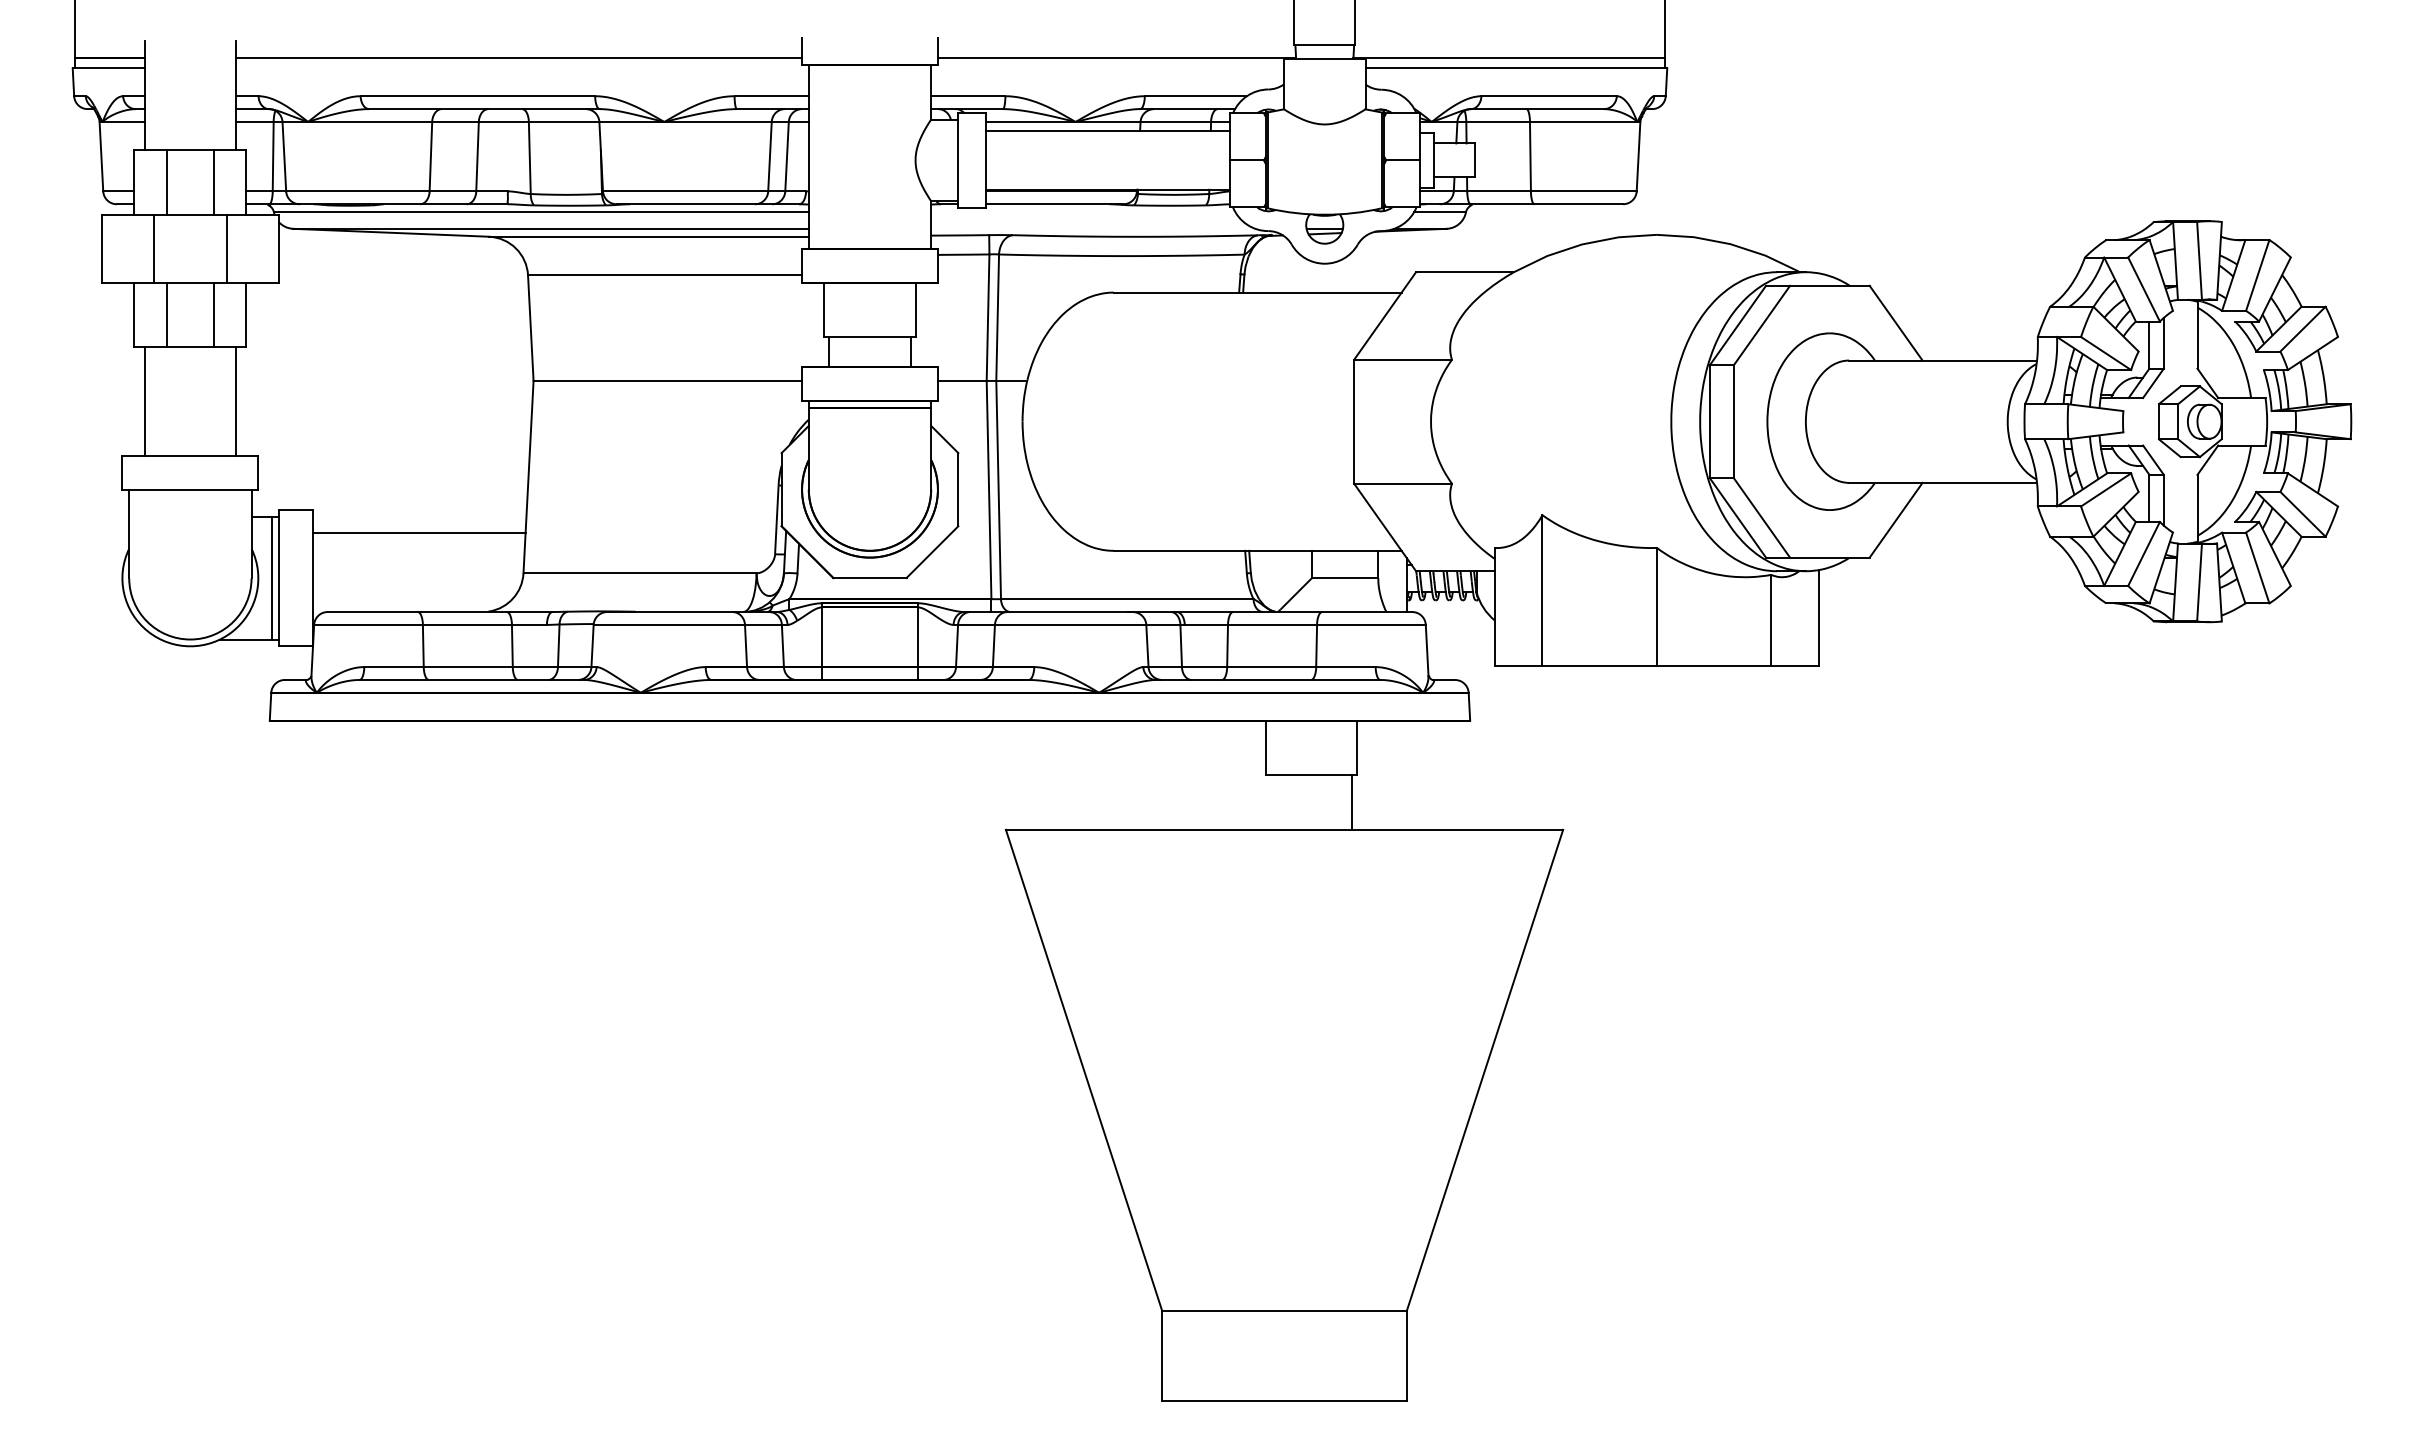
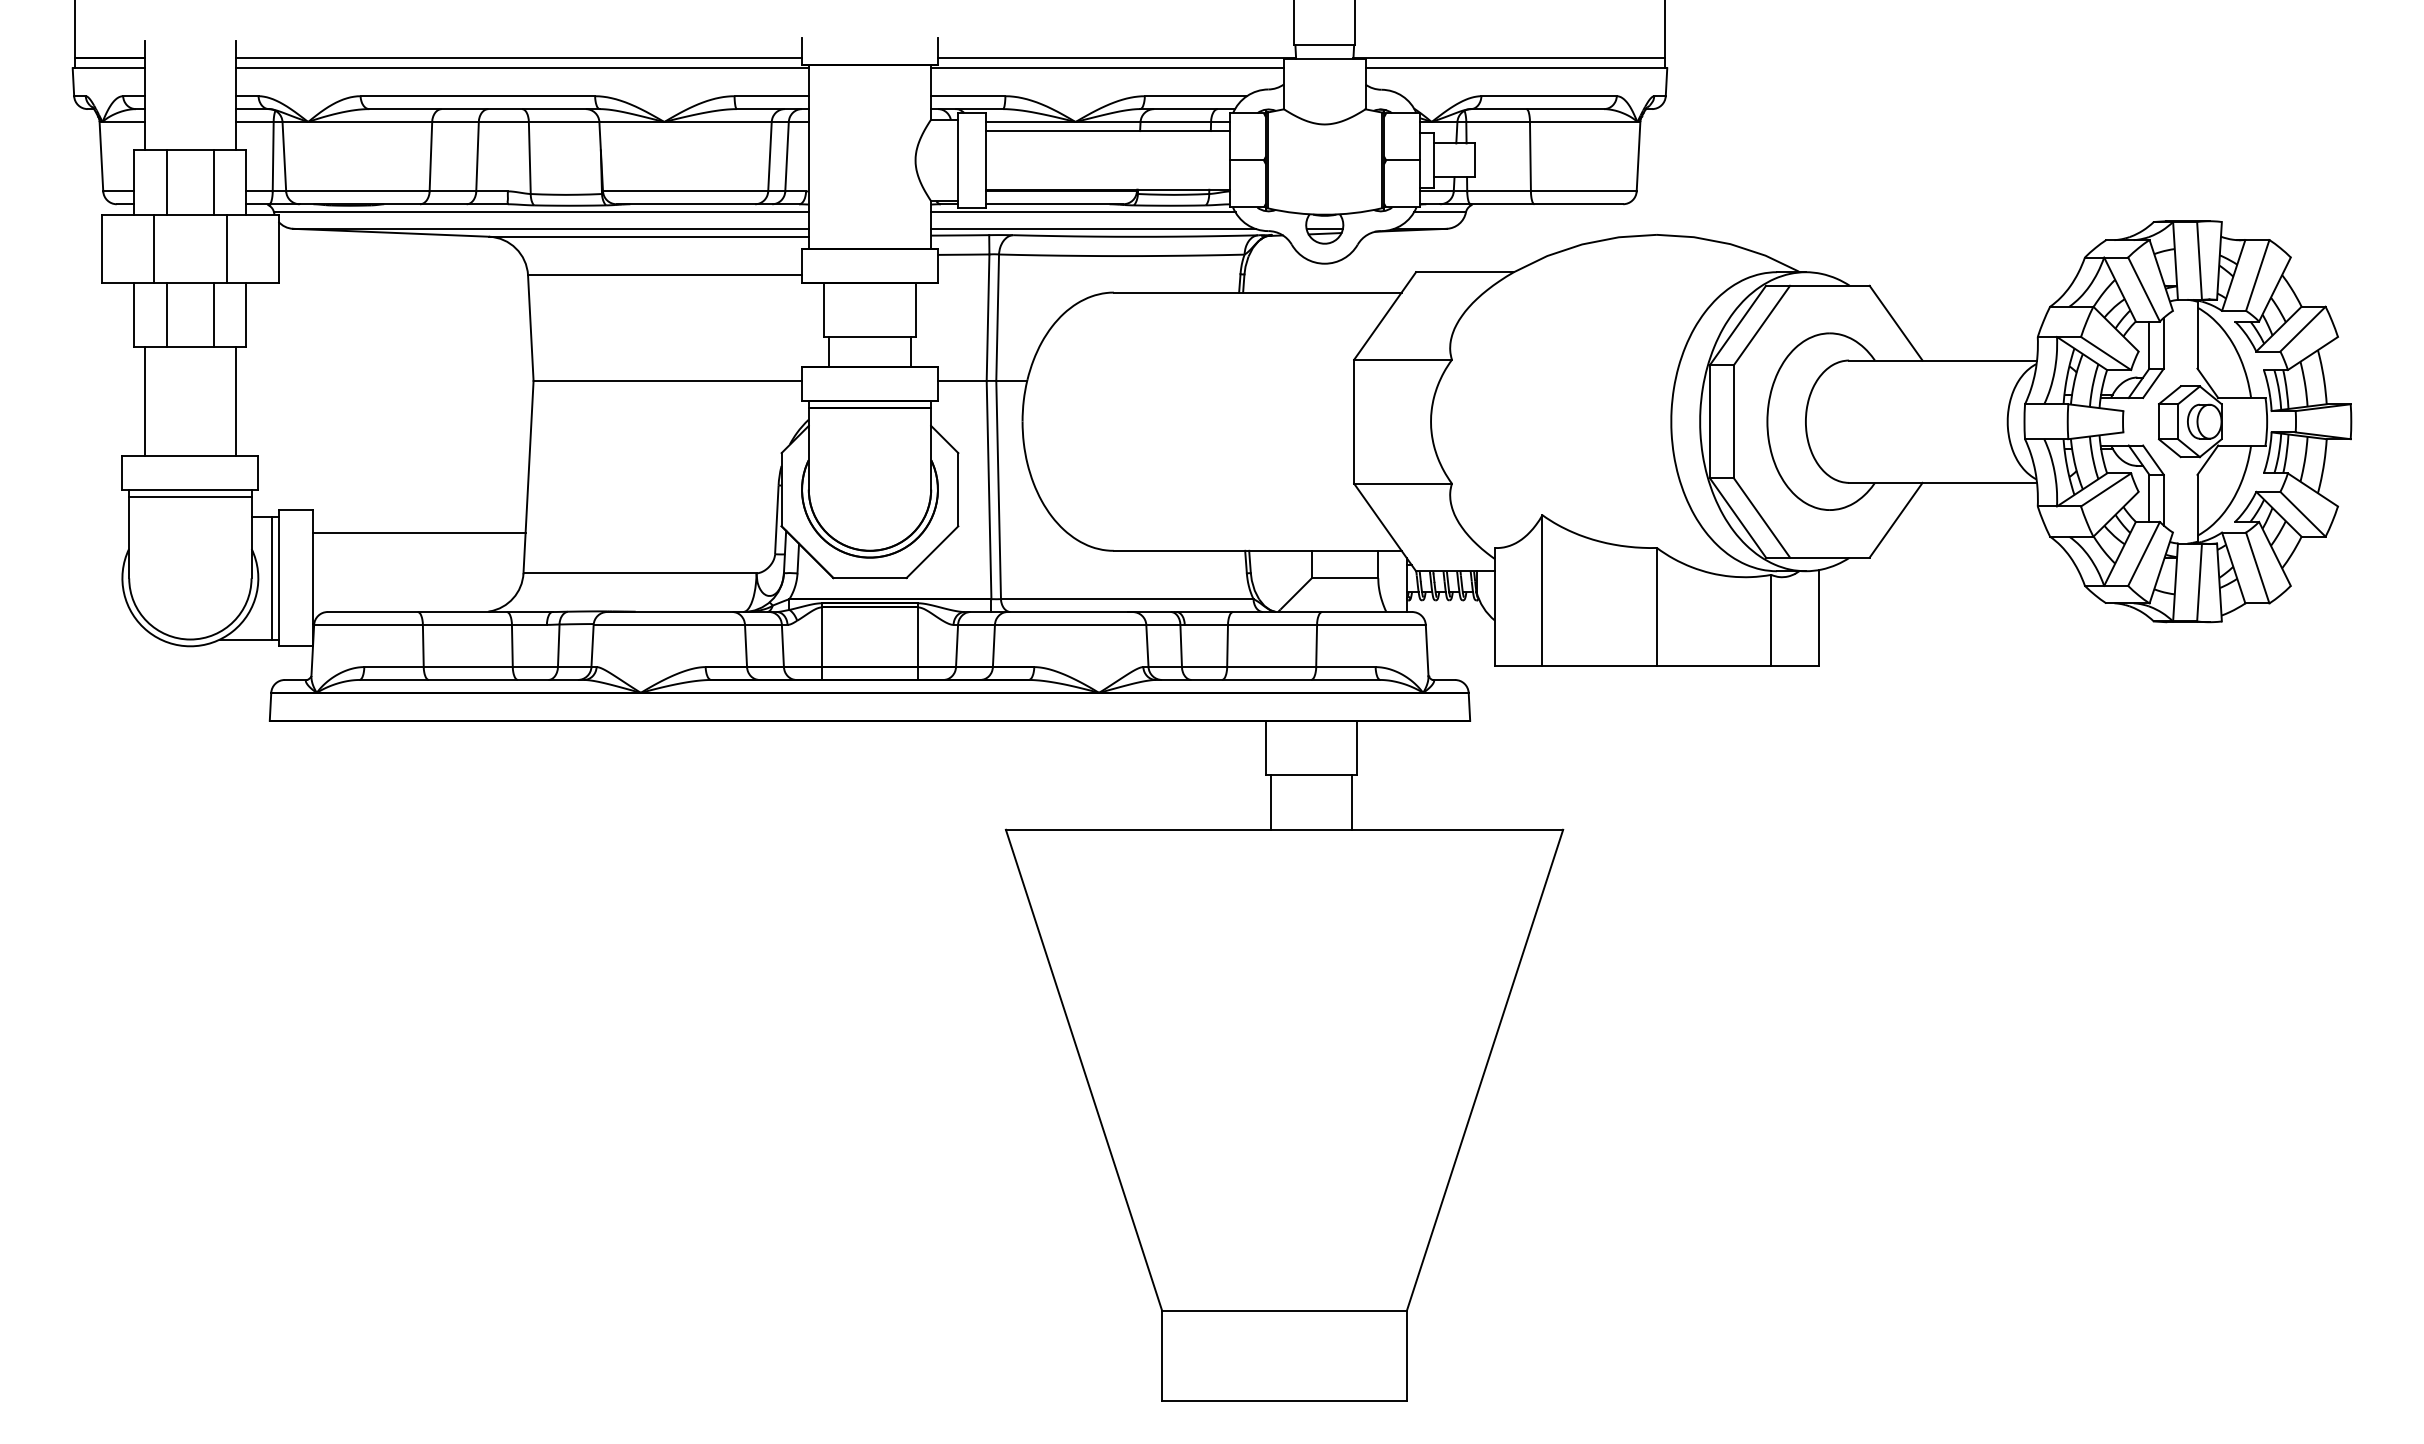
line: none -> present (522, 68)
line: none -> present (1107, 68)
line: none -> present (1083, 212)
line: none -> present (1093, 228)
line: none -> present (190, 496)
line: none -> present (1270, 802)
